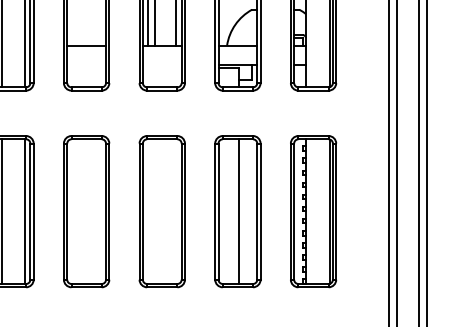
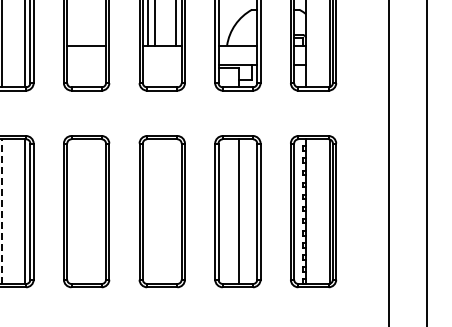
line: present -> none (396, 162)
line: present -> none (419, 162)
line: solid -> dashed (1, 211)
